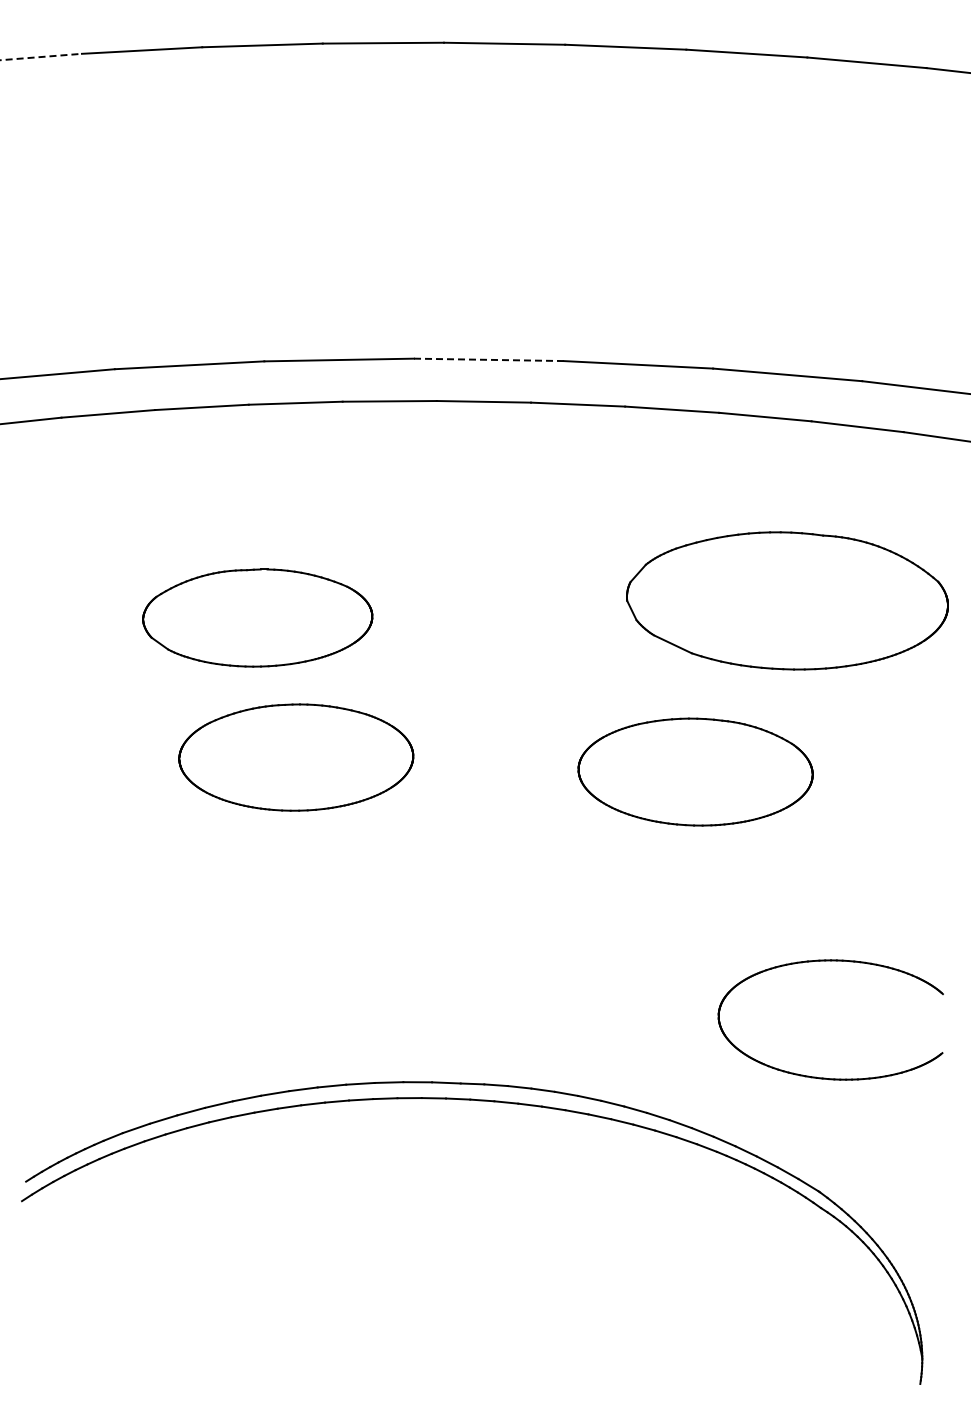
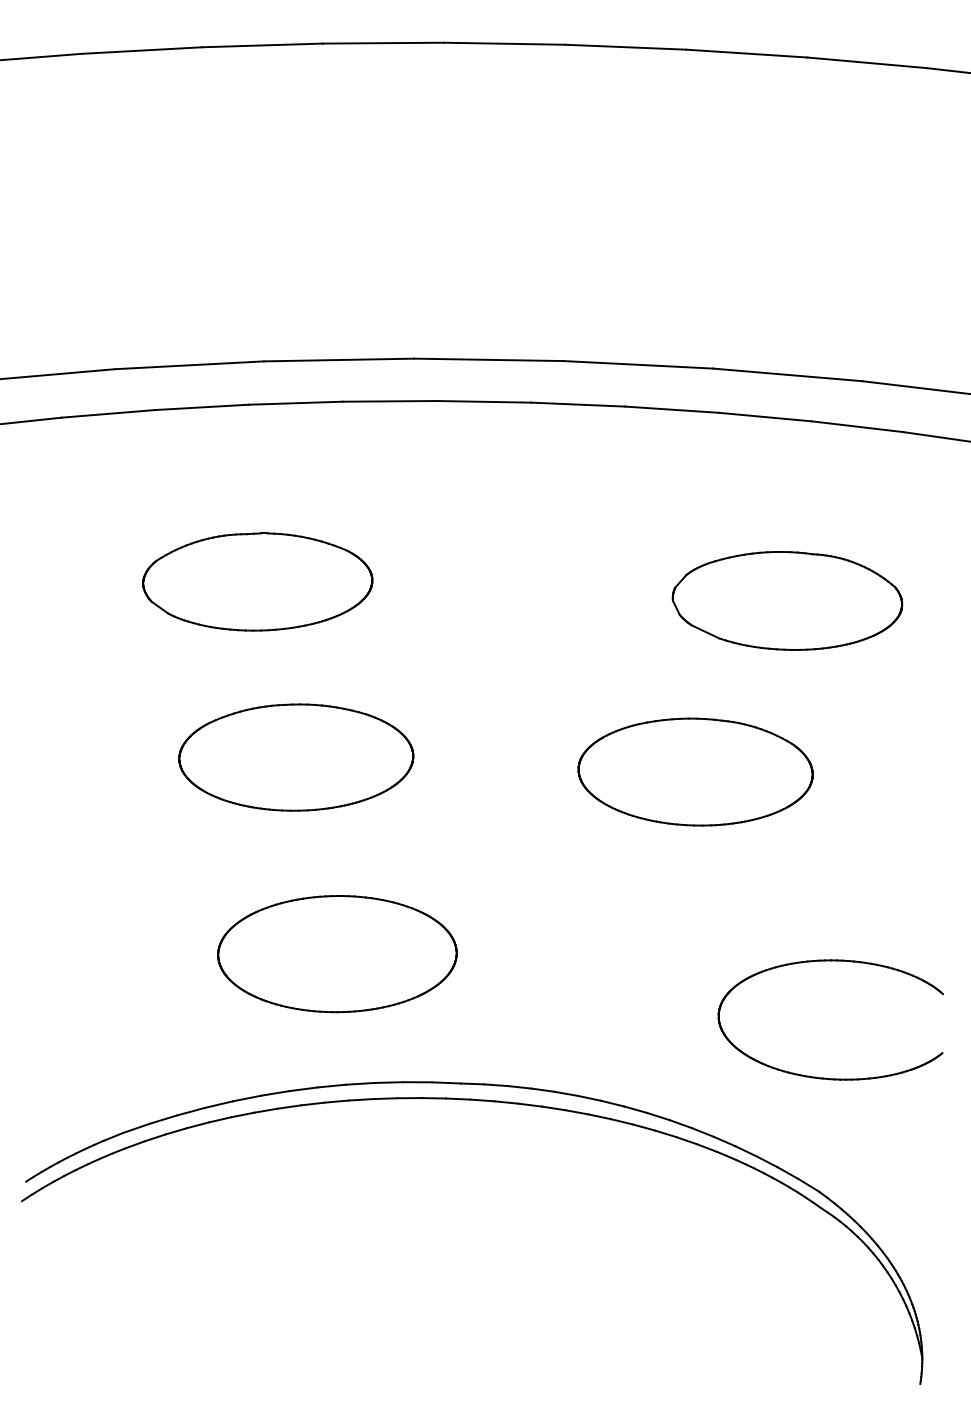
line: dashed -> solid (41, 57)
line: dashed -> solid (488, 359)
part size: 323x140 px -> 233x100 px (787, 600)
part position: (257, 617) -> (257, 581) (257, 581)
part: none -> present (337, 954)
